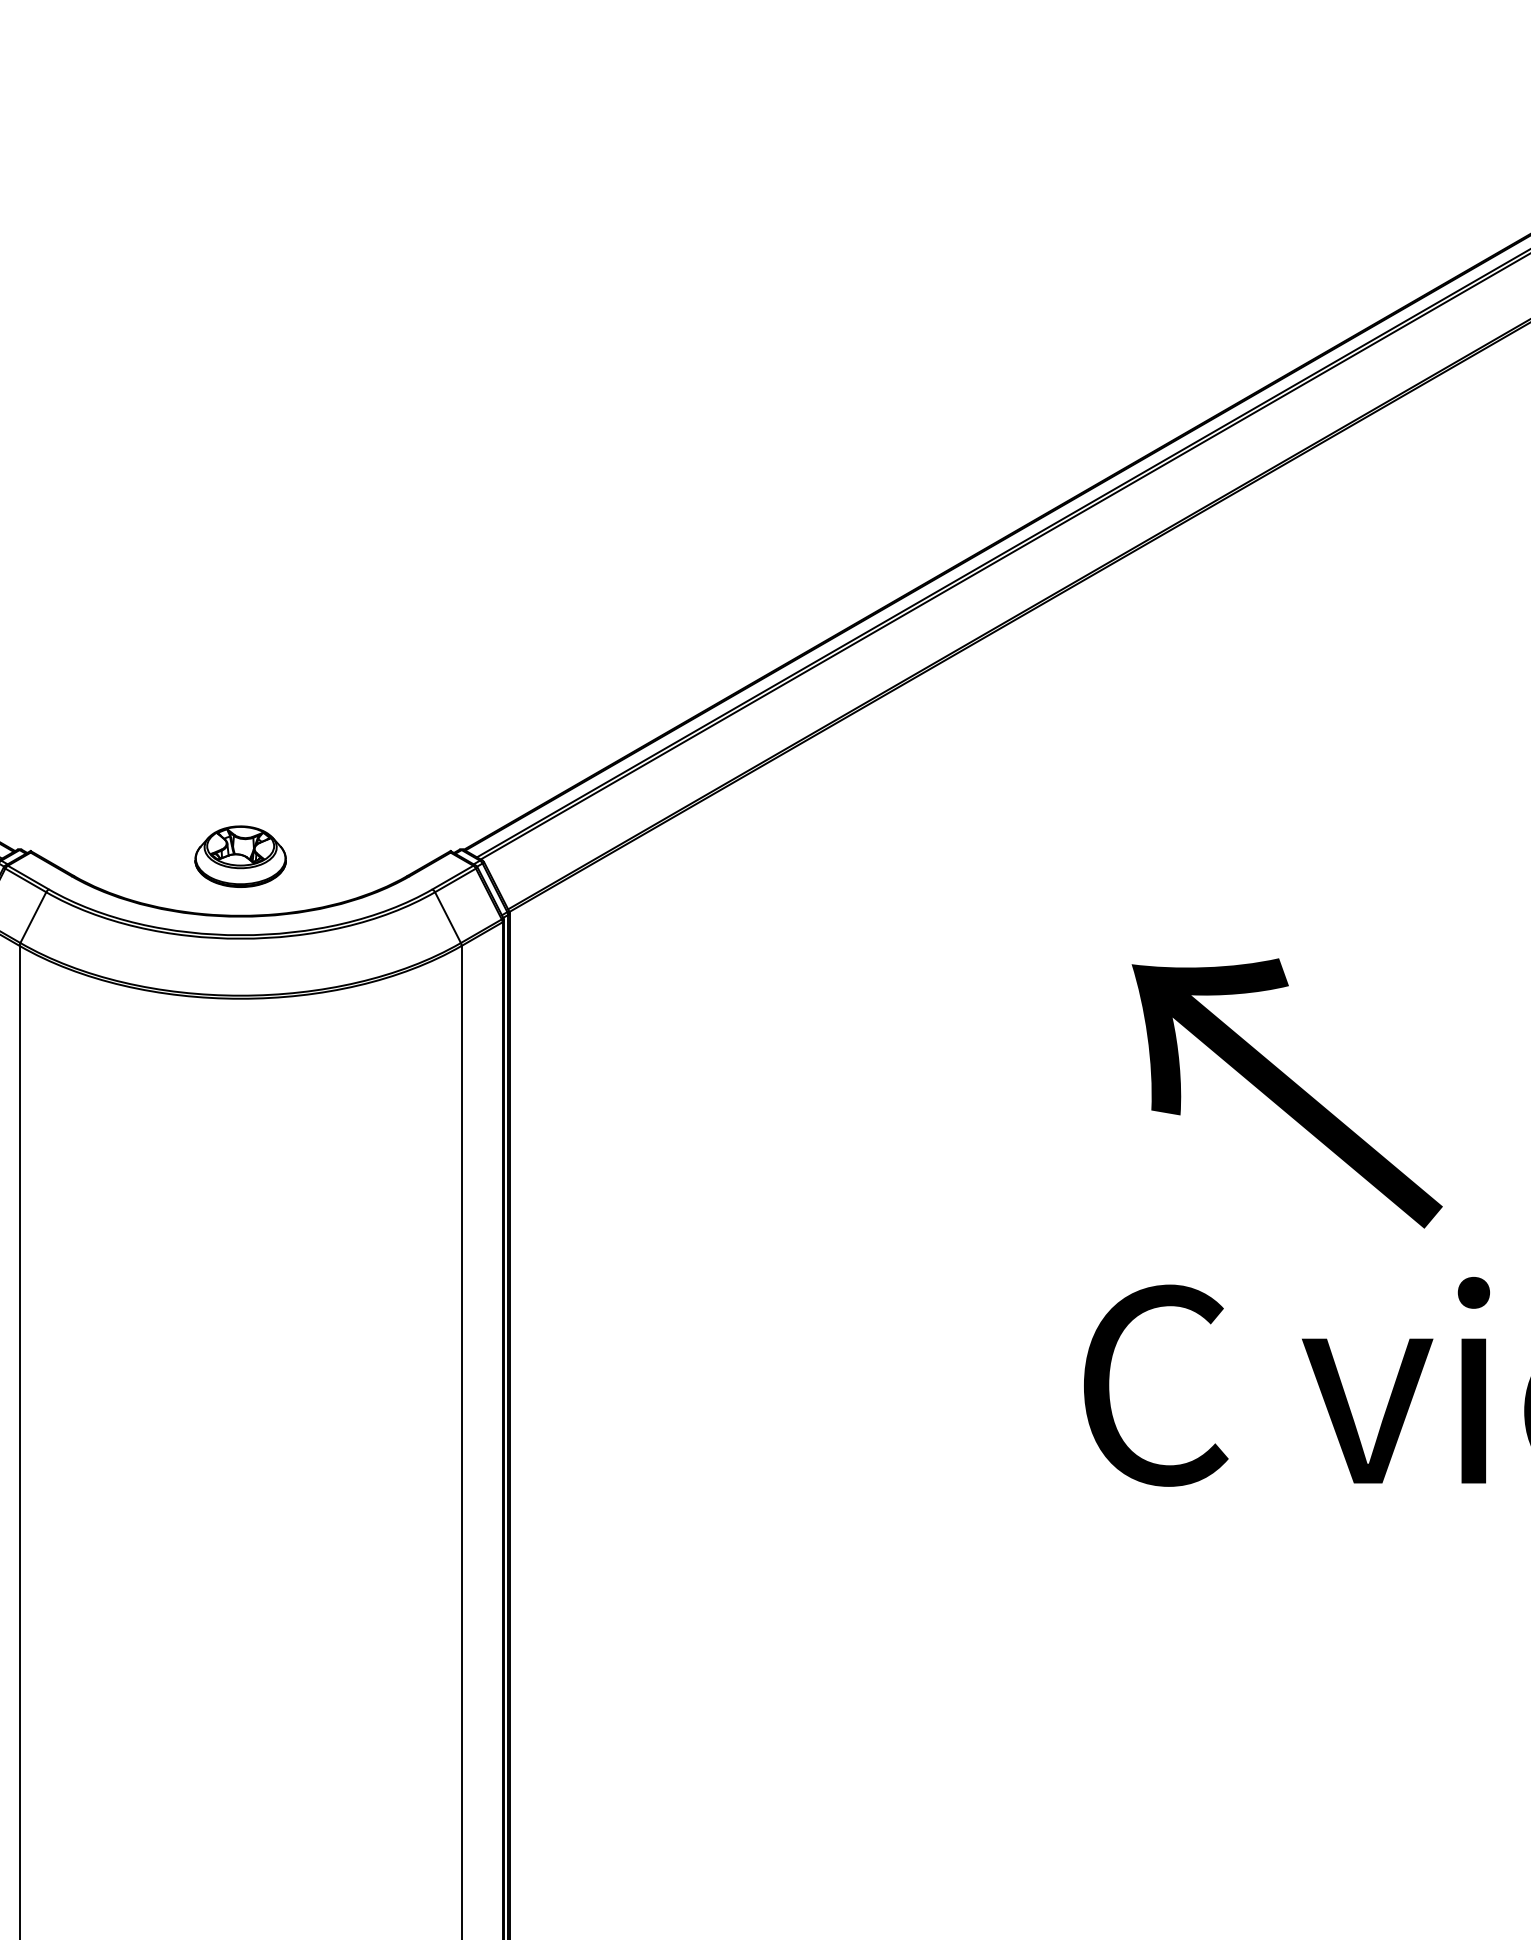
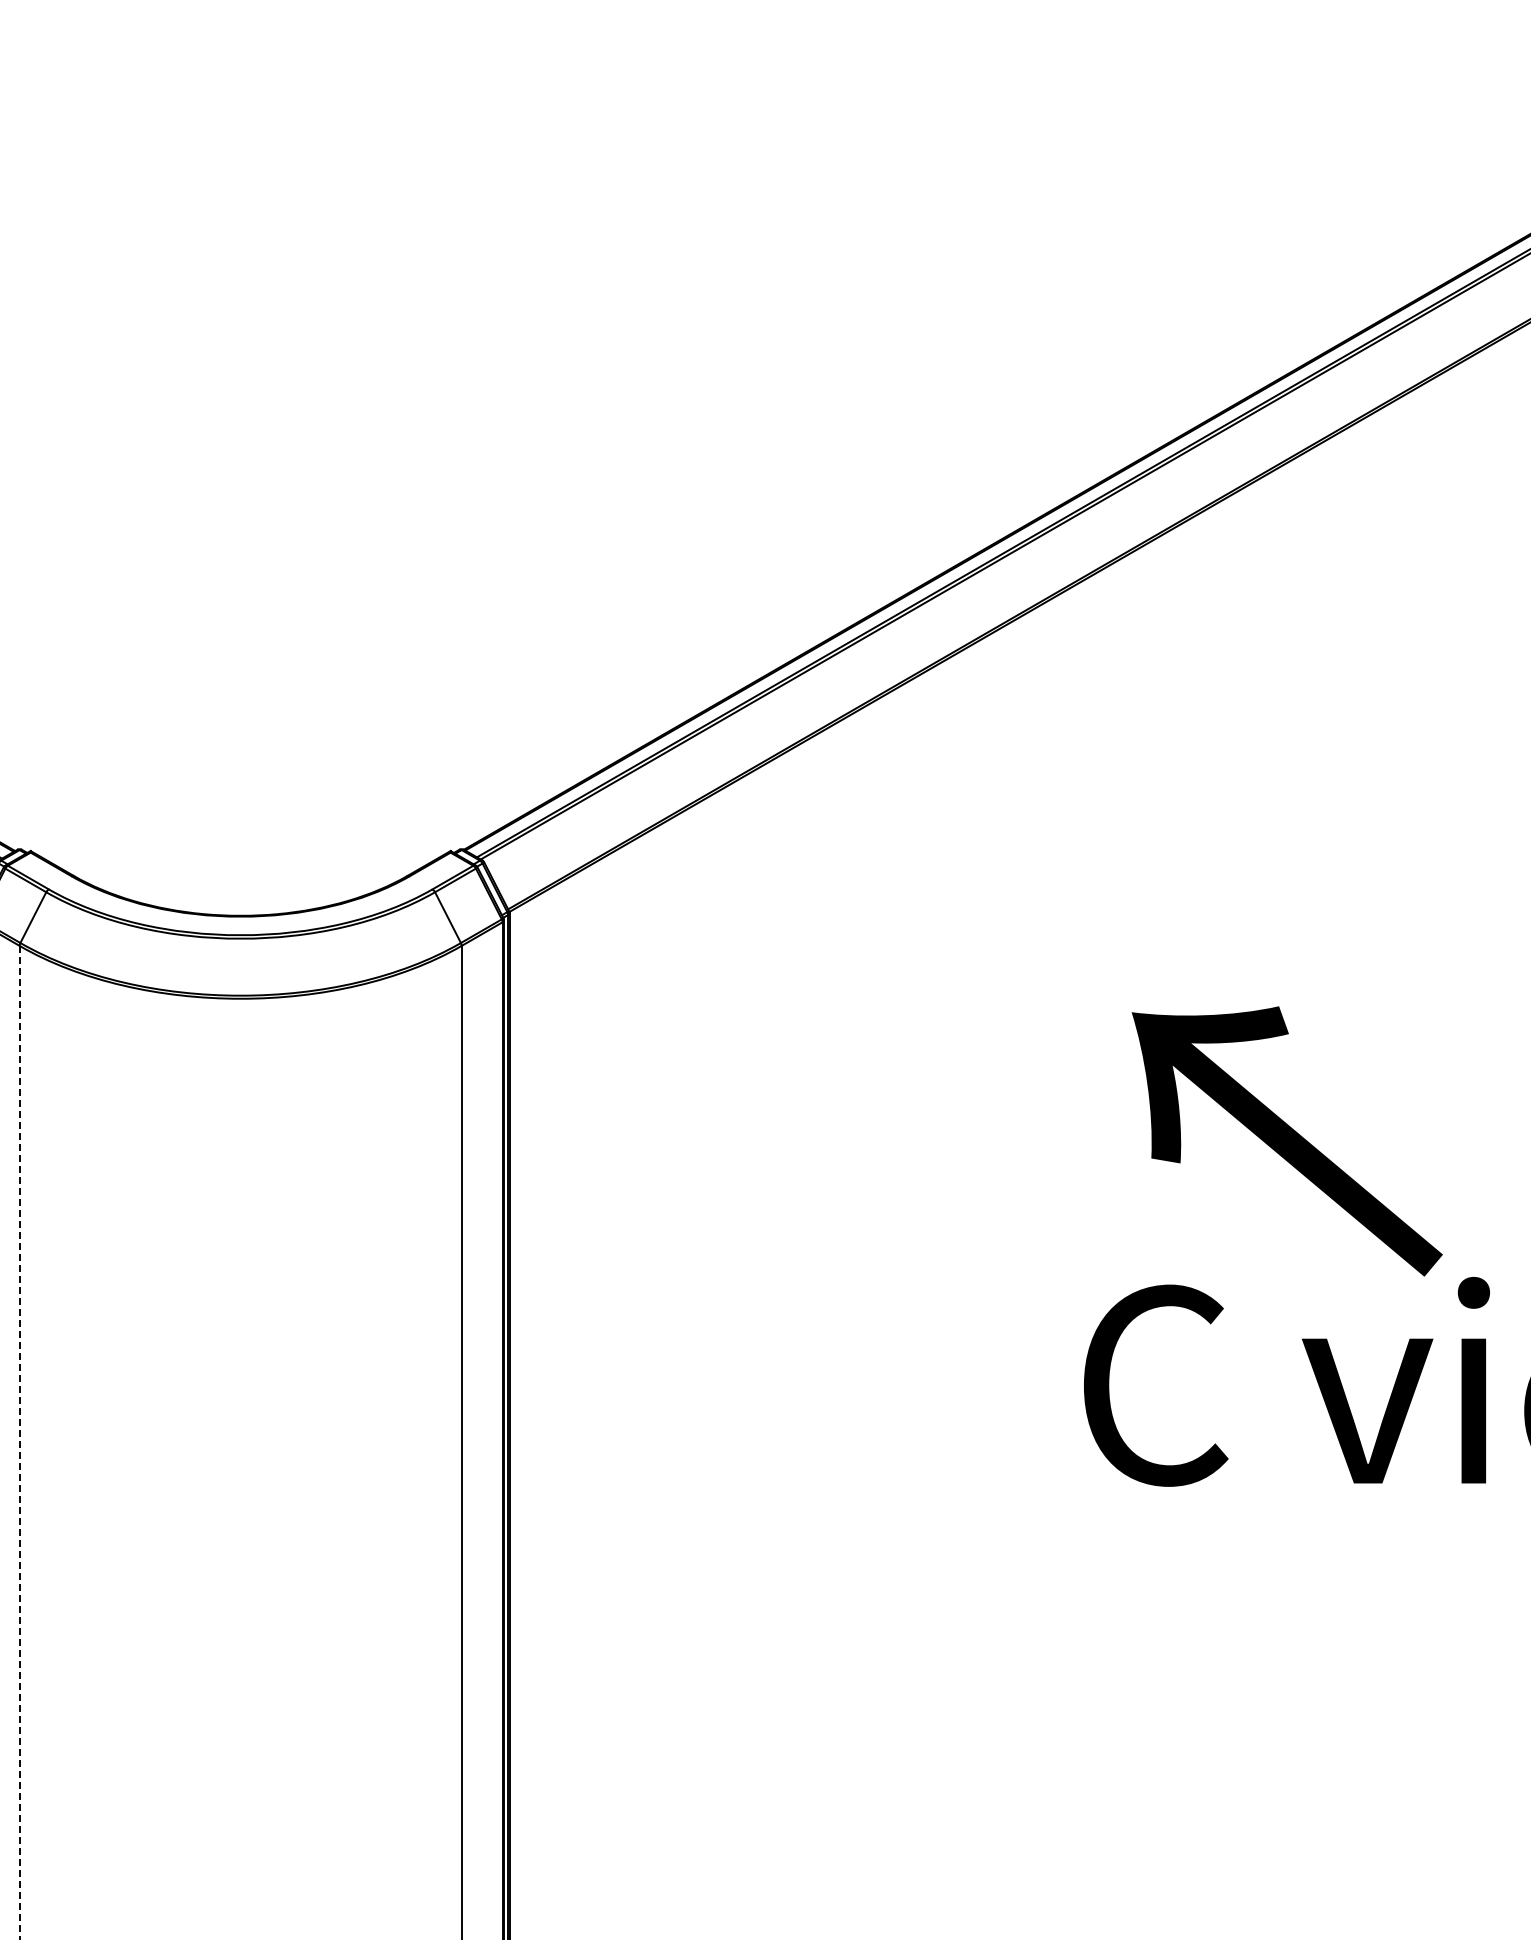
part: present -> none (240, 856)
text position: (1286, 1093) -> (1286, 1141) (1286, 1141)
line: solid -> dashed (19, 1442)
